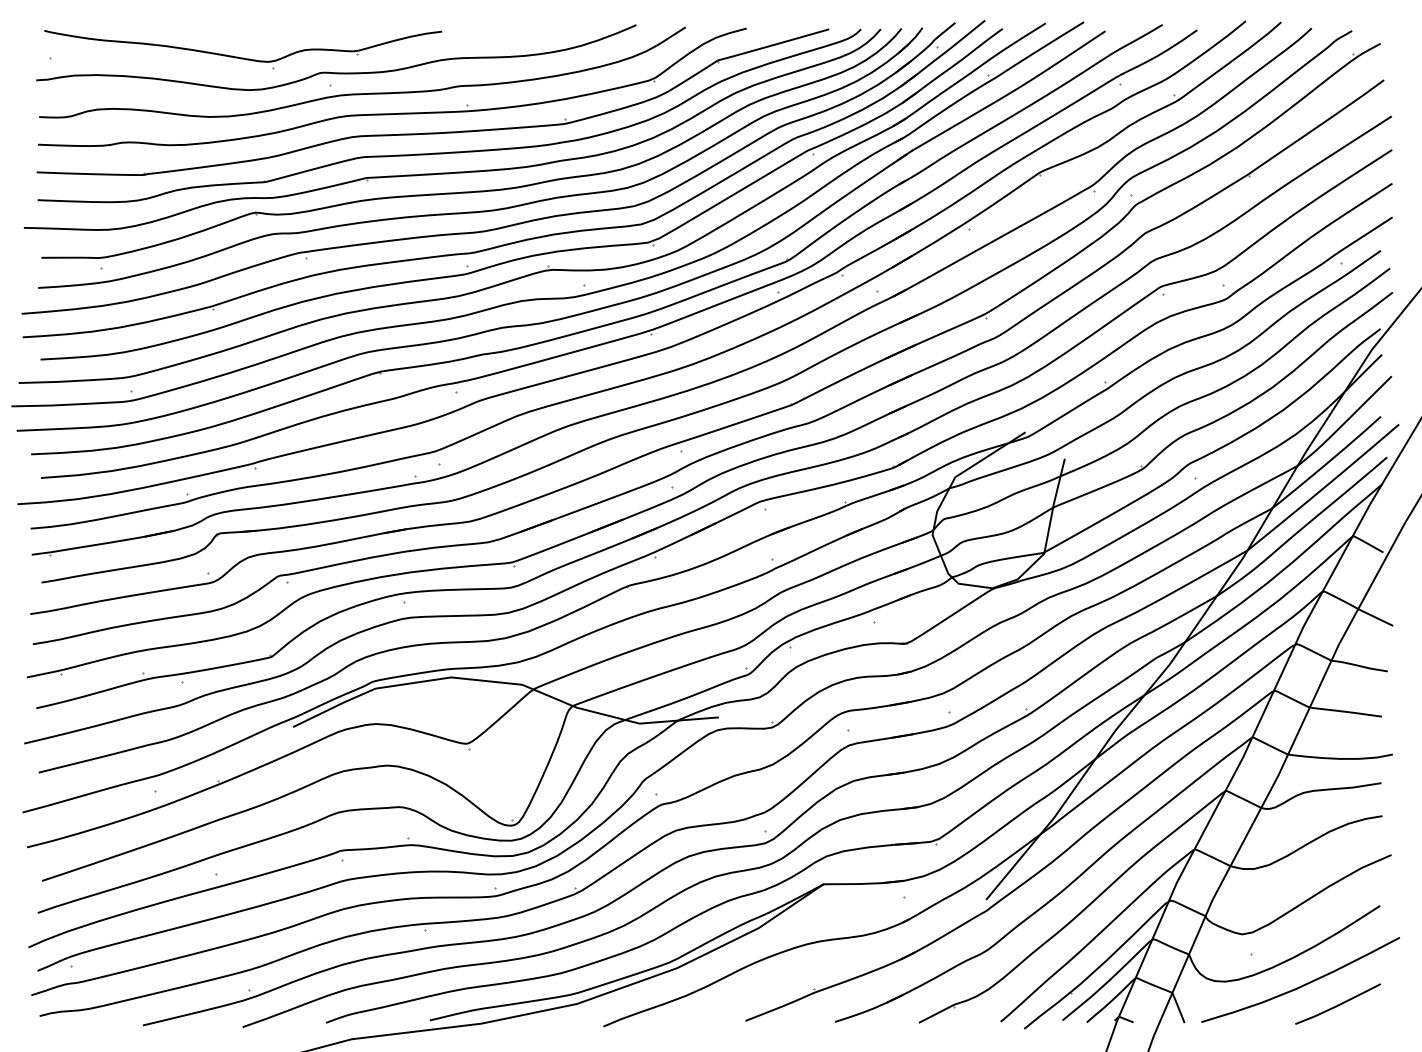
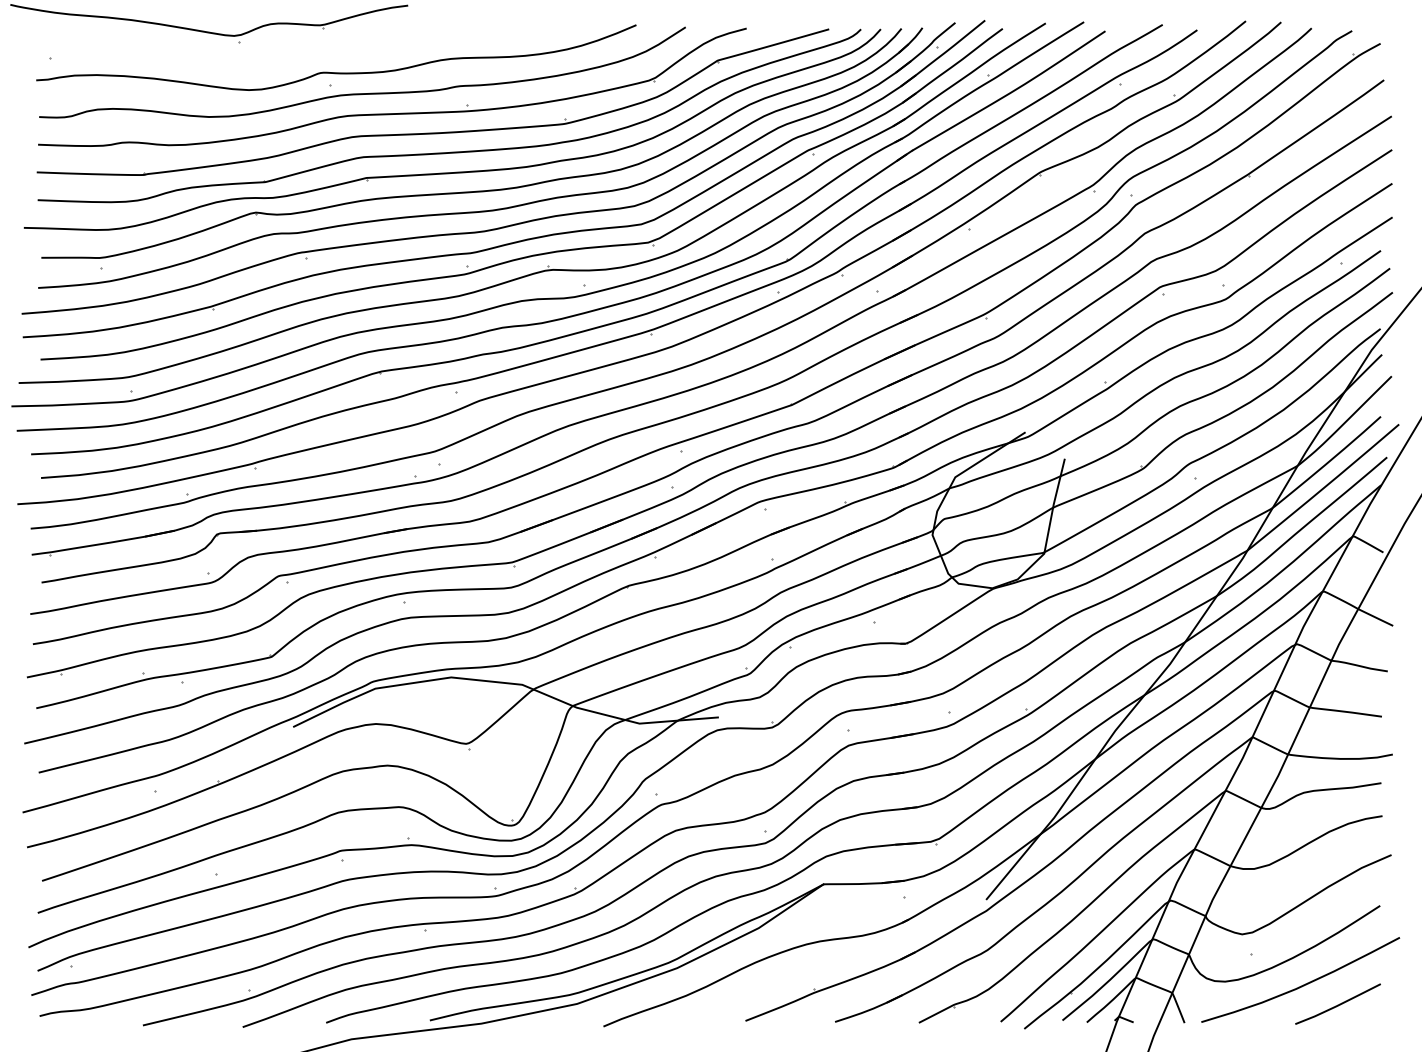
part position: (243, 57) -> (209, 31) (209, 31)
